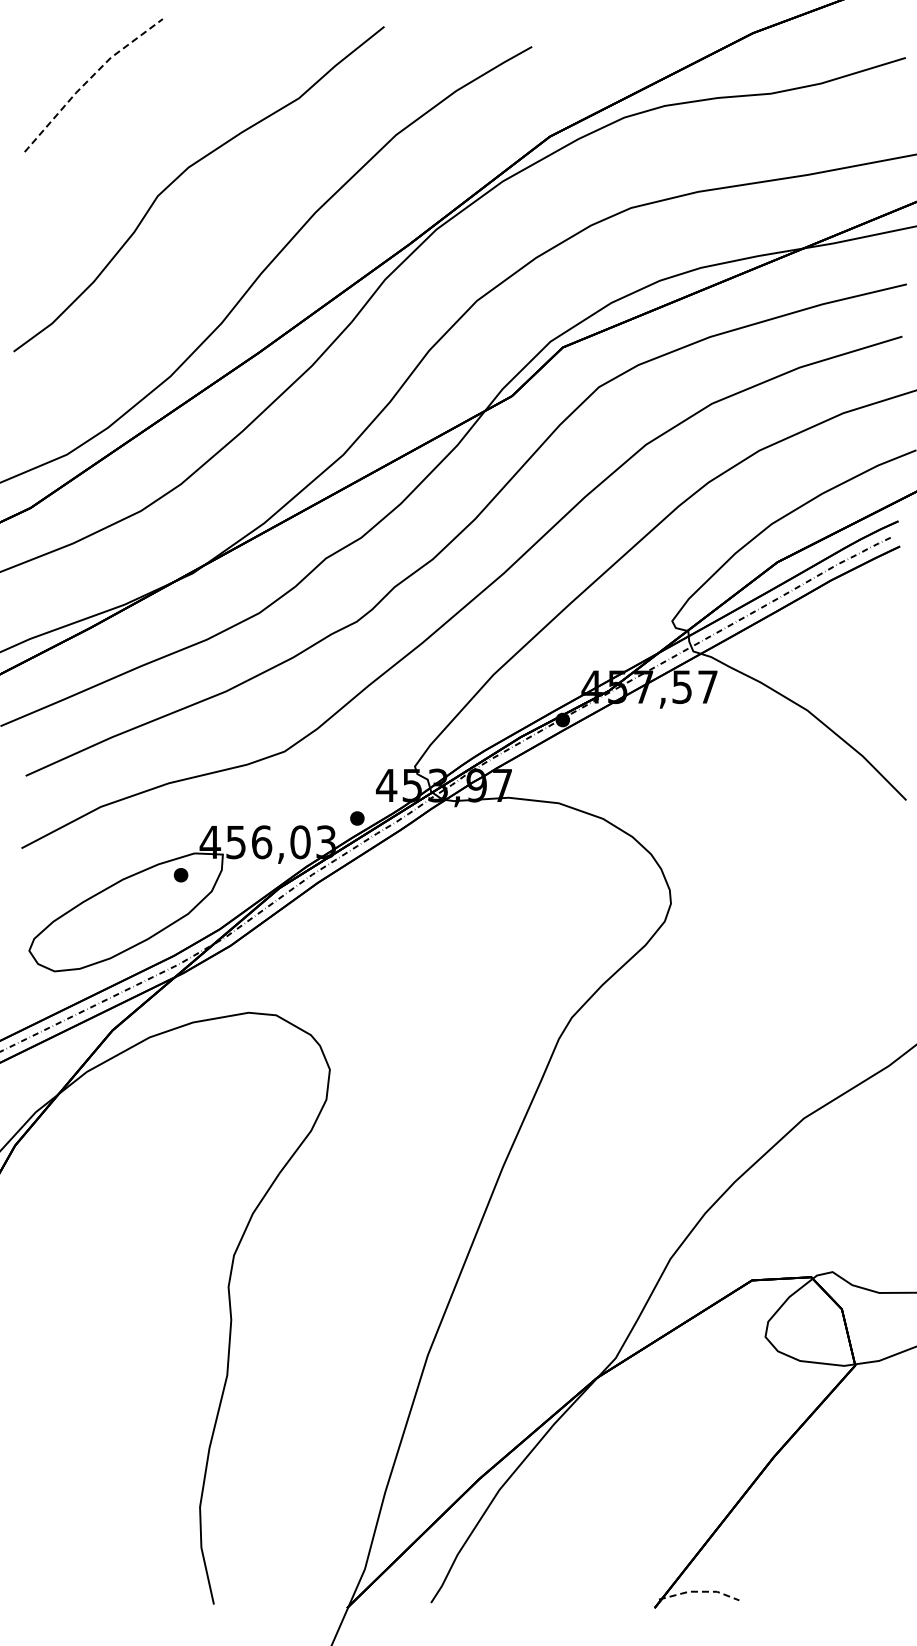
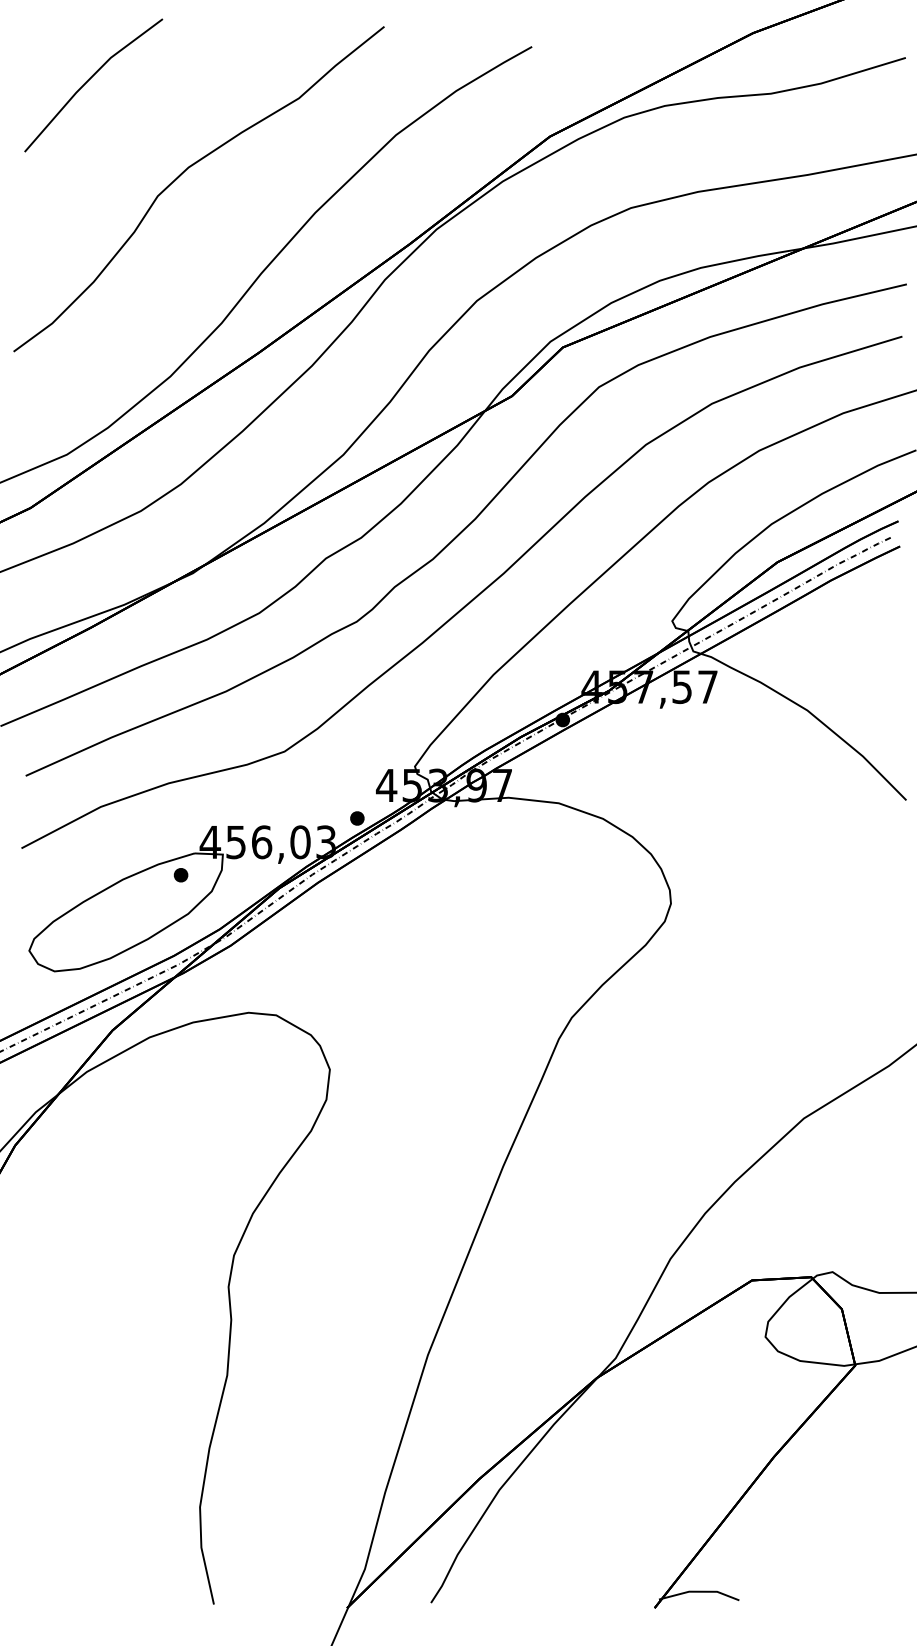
line: dashed -> solid (88, 80)
line: dashed -> solid (699, 1591)
